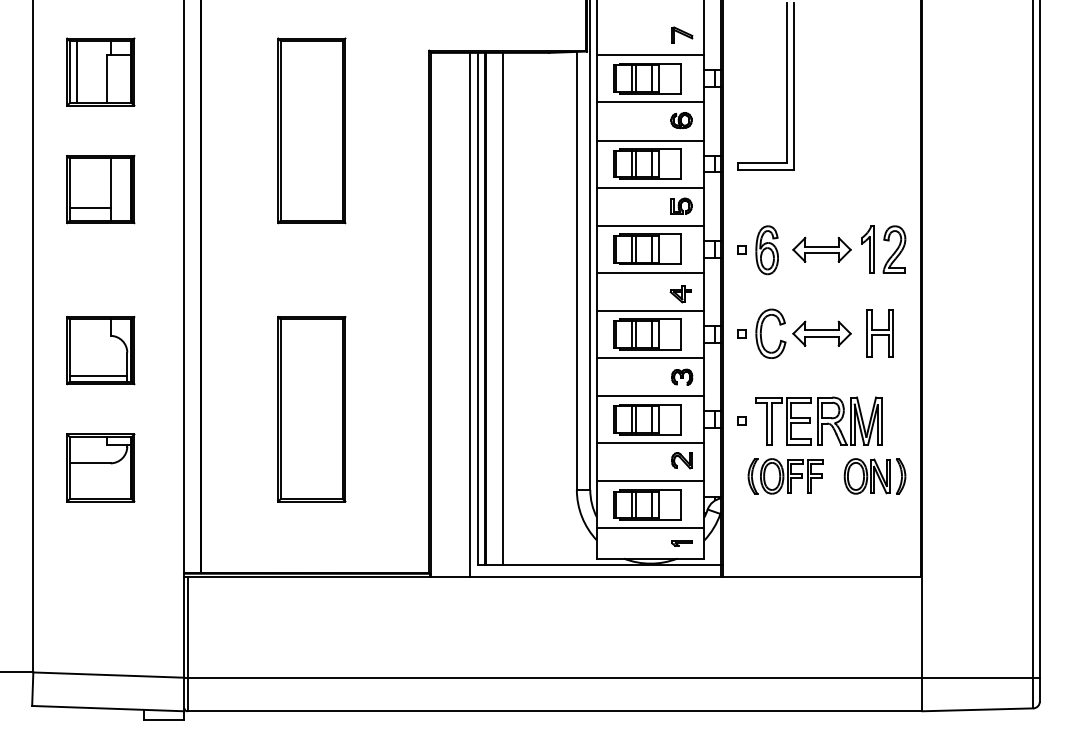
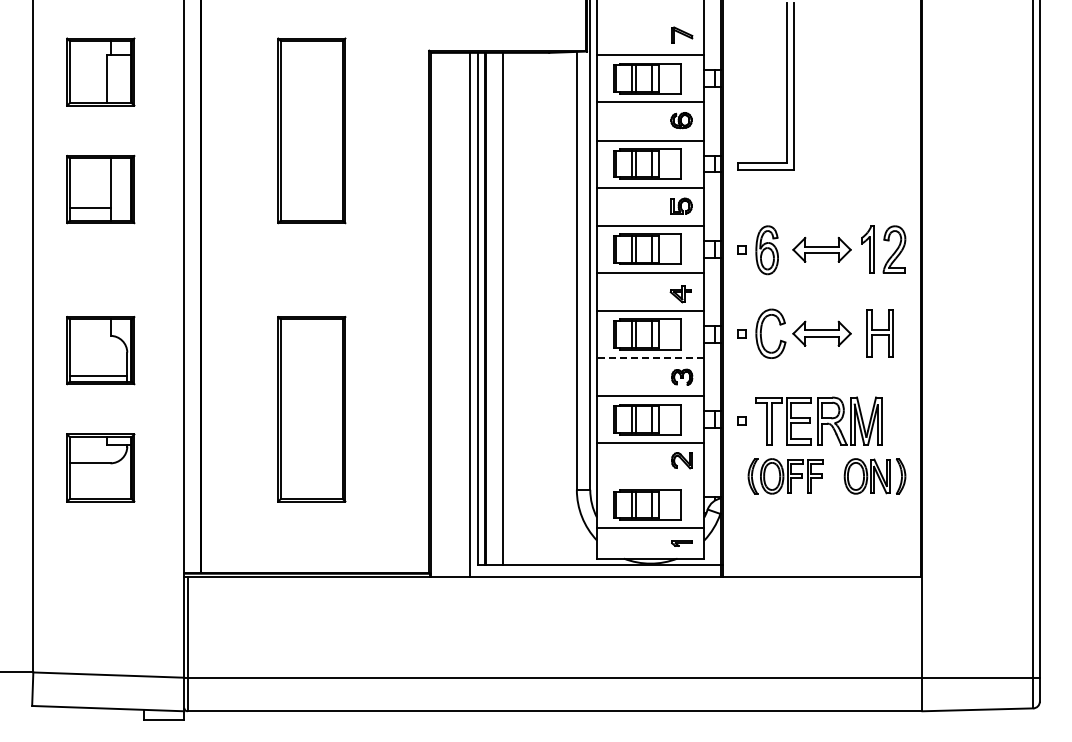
line: present -> none (76, 71)
line: solid -> dashed (650, 357)
line: present -> none (650, 481)
